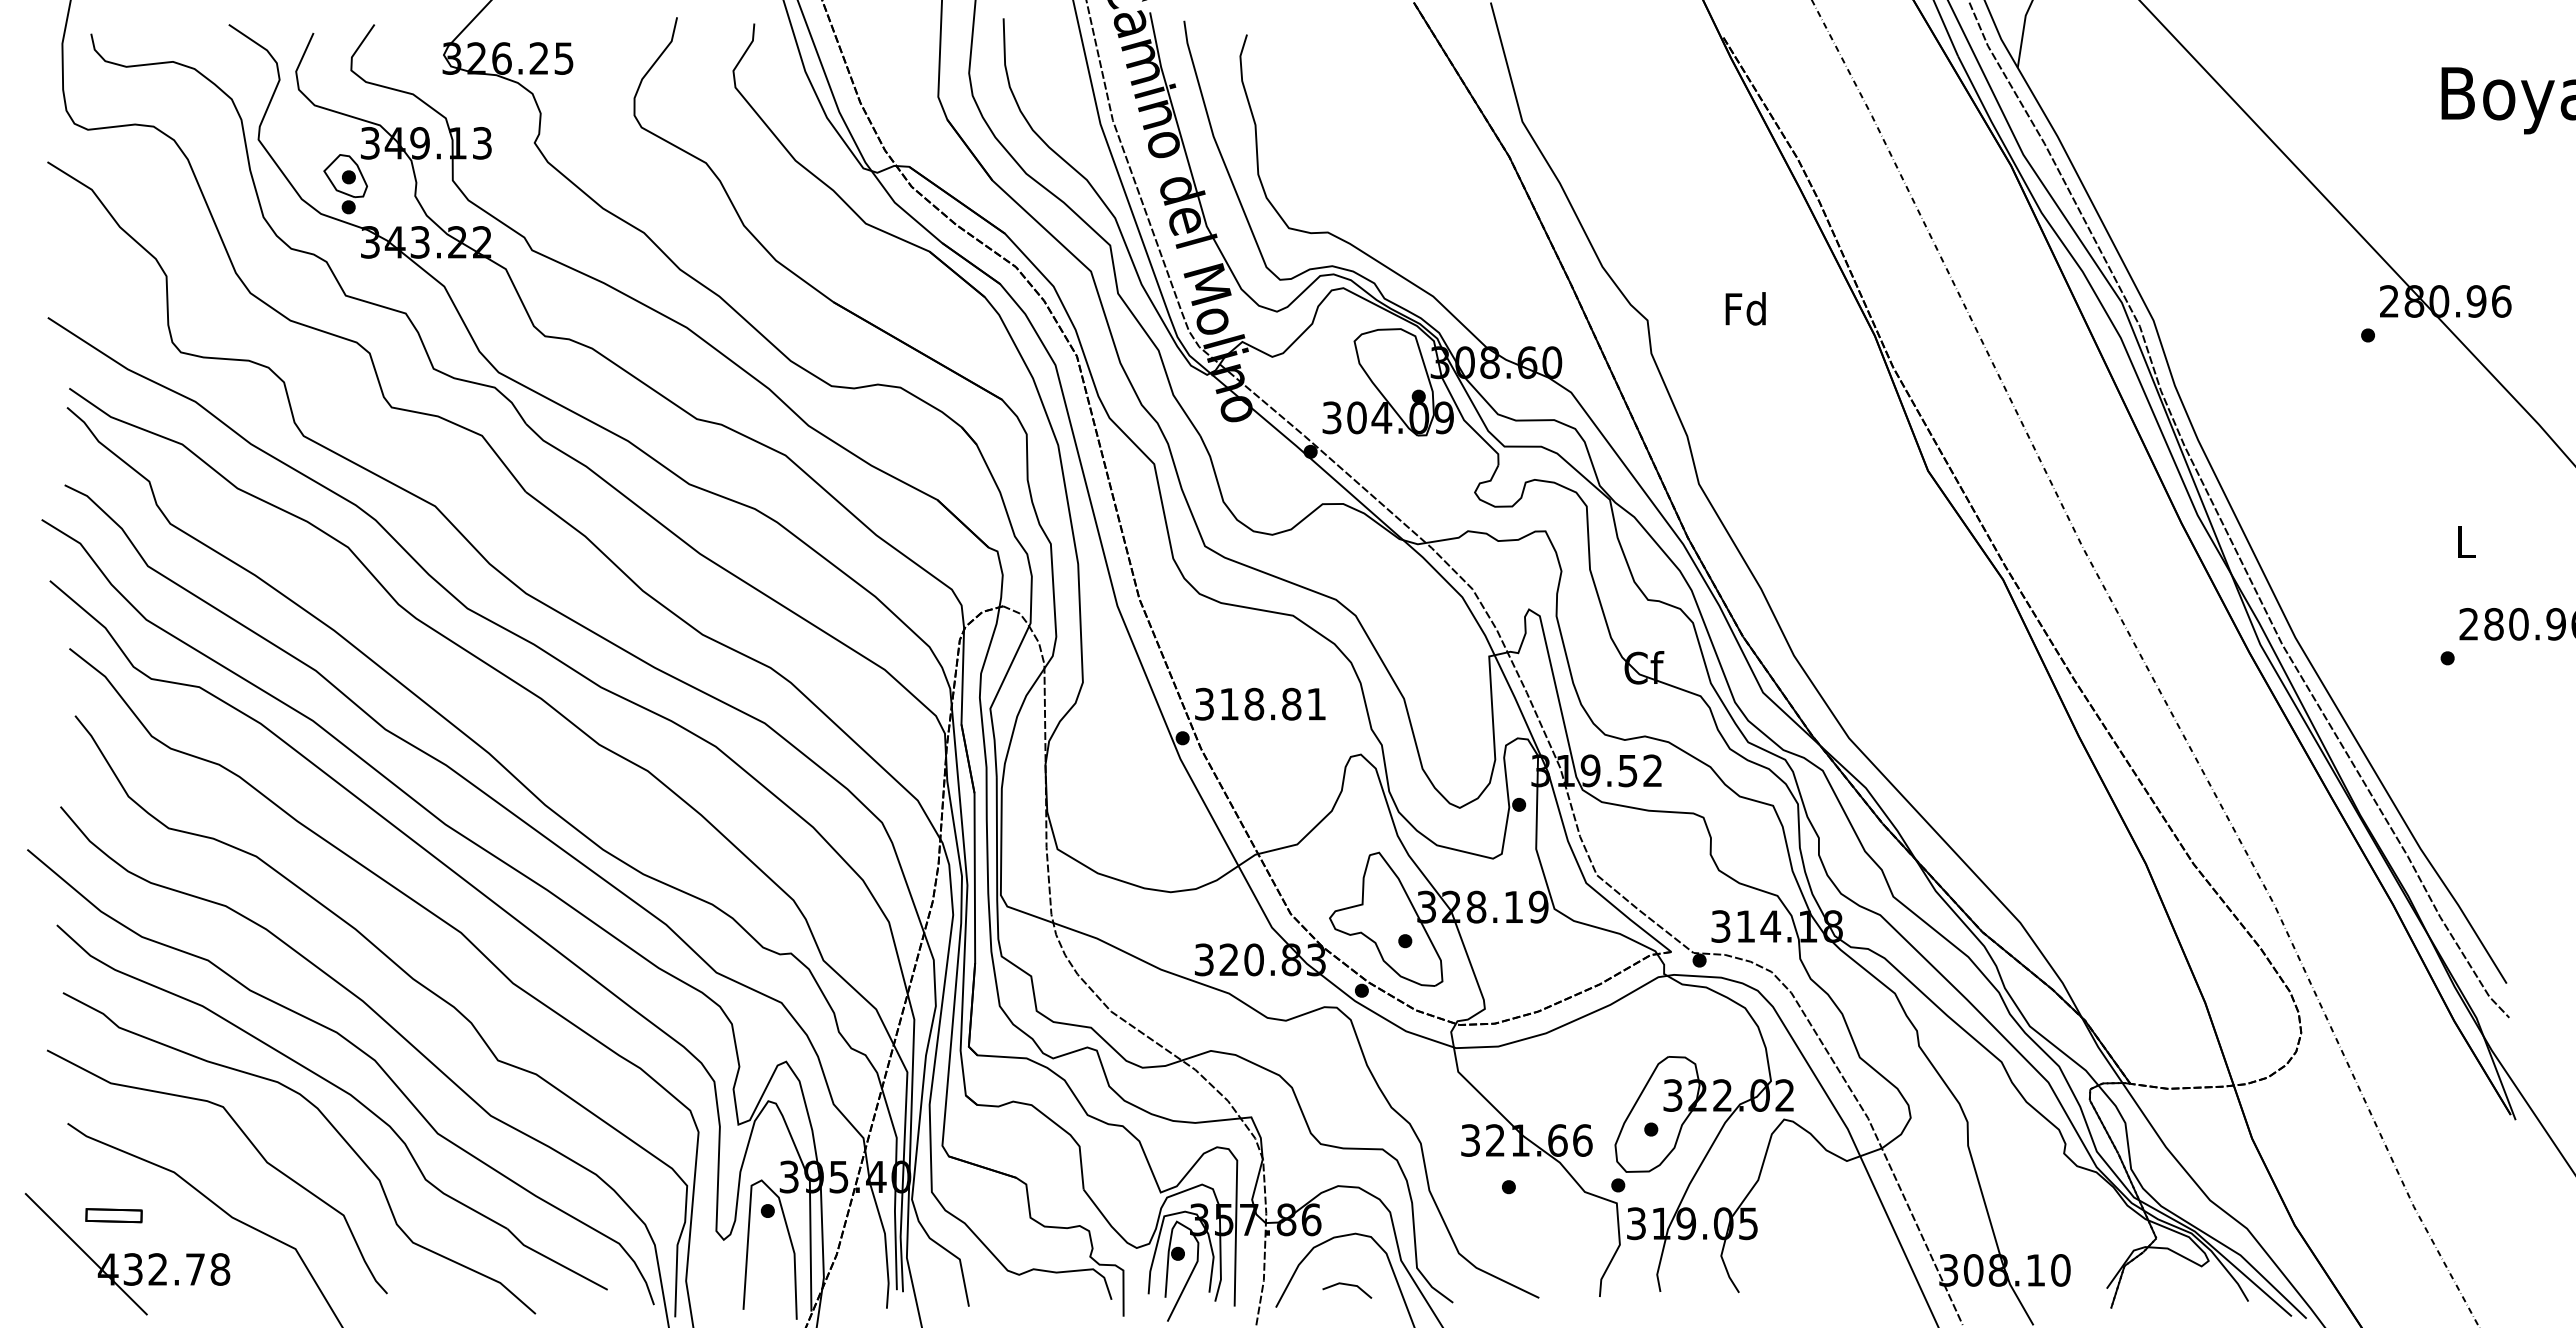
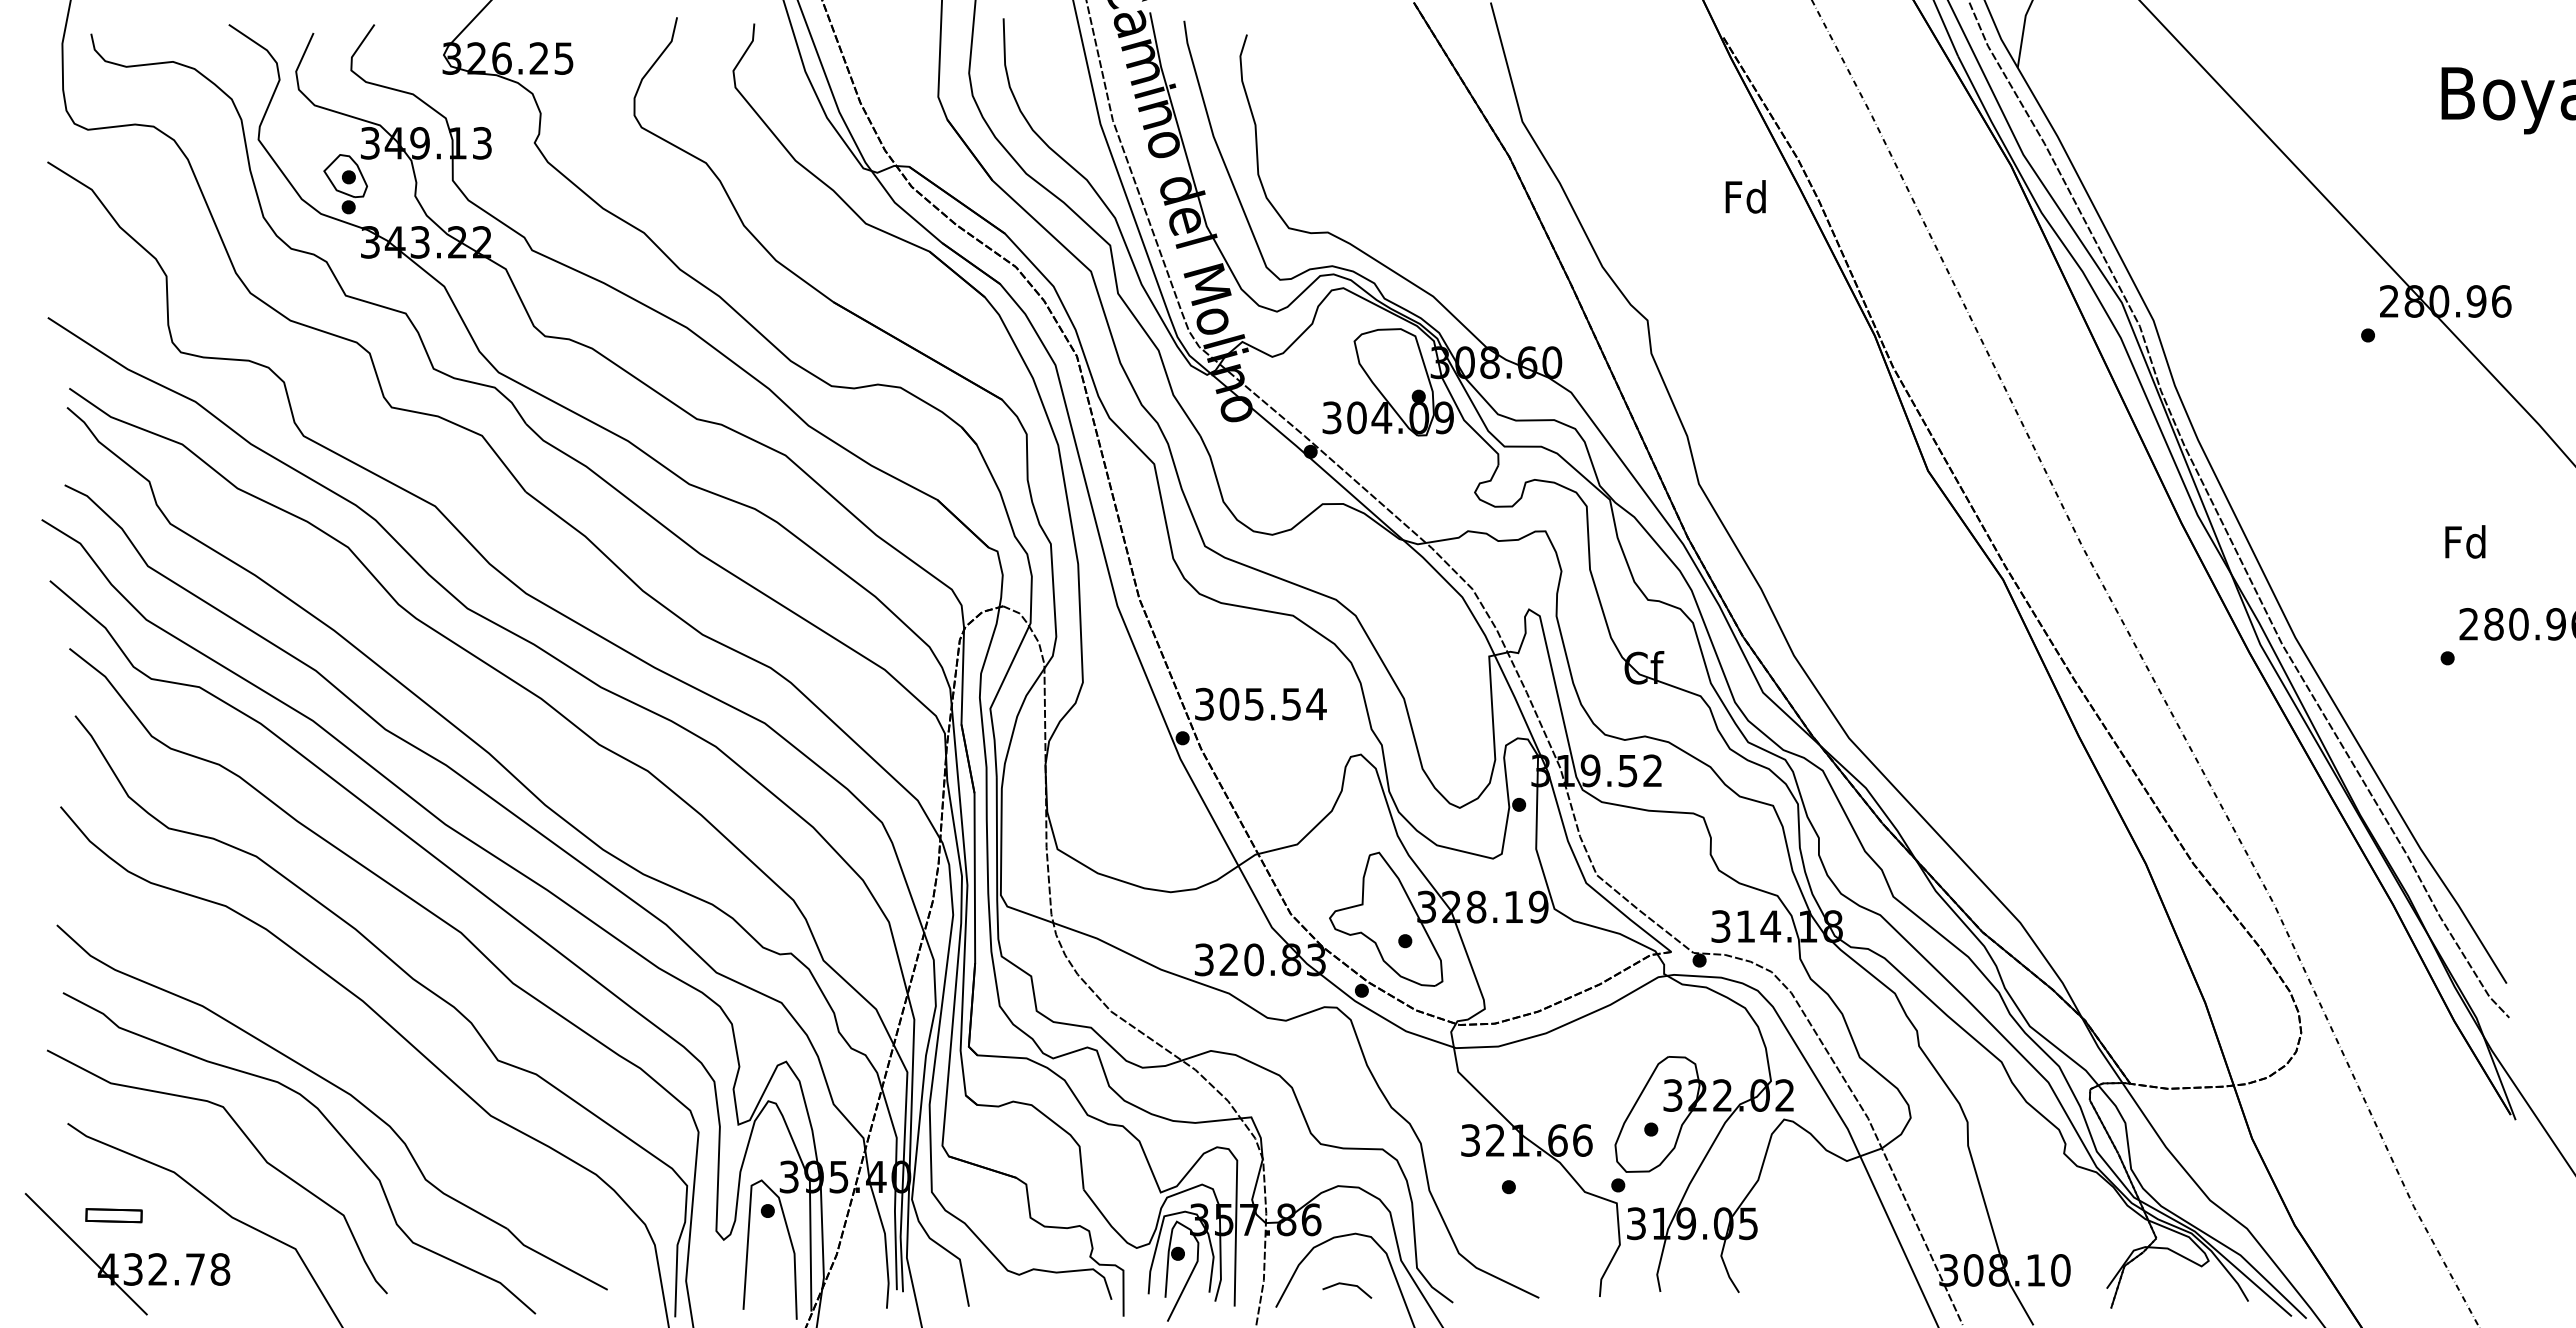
text position: (1745, 308) -> (1745, 196) (1745, 196)
text: L -> Fd (2465, 541)
text: 318.81 -> 305.54 (1272, 703)
curve: present -> none (360, 1051)
